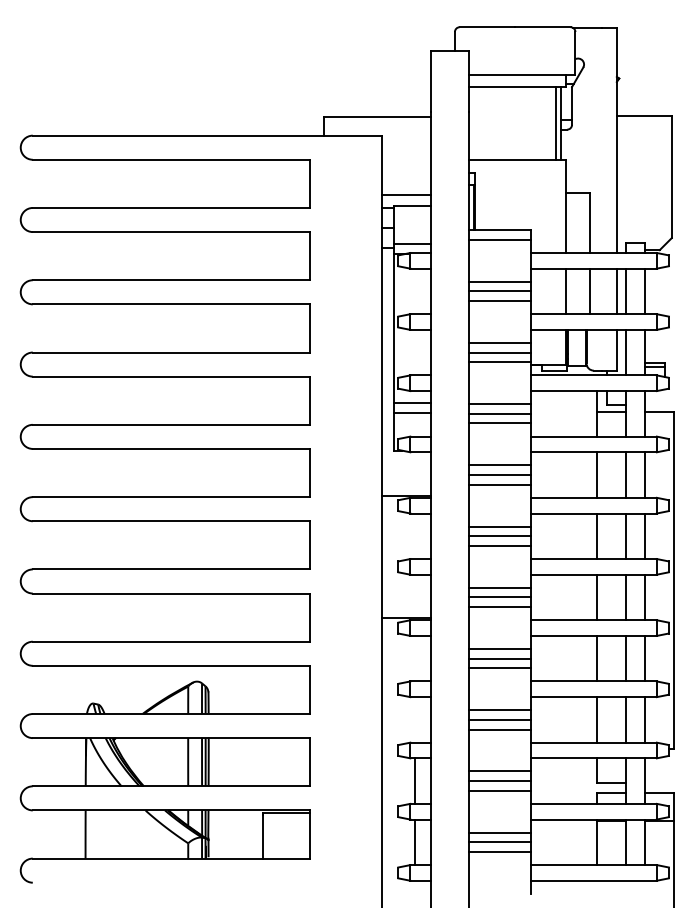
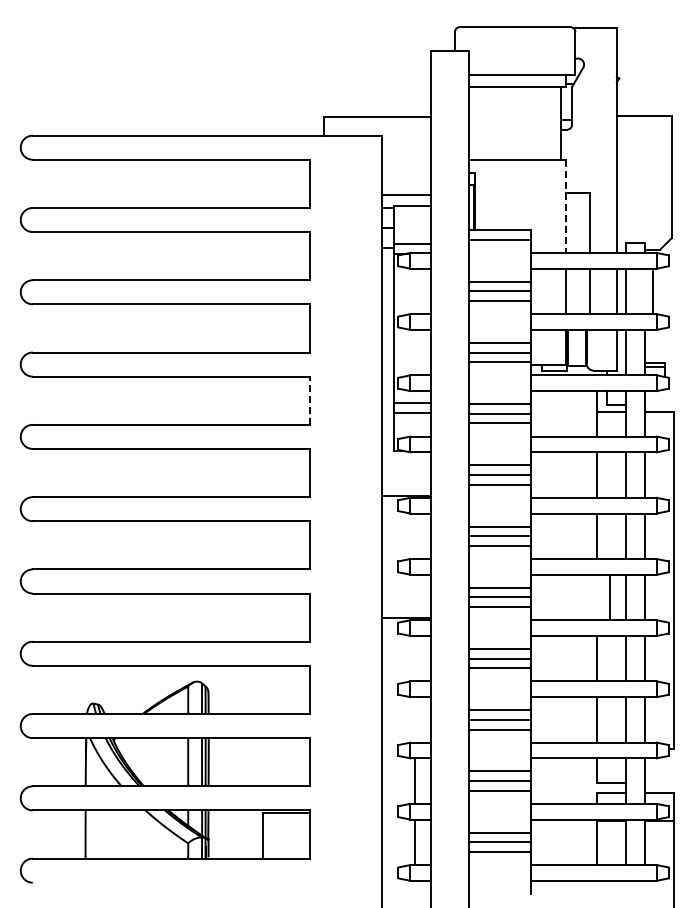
line: present -> none (556, 123)
line: solid -> dashed (565, 206)
line position: (645, 291) -> (653, 291) (653, 291)
line: solid -> dashed (309, 400)
line position: (597, 597) -> (610, 597) (610, 597)
